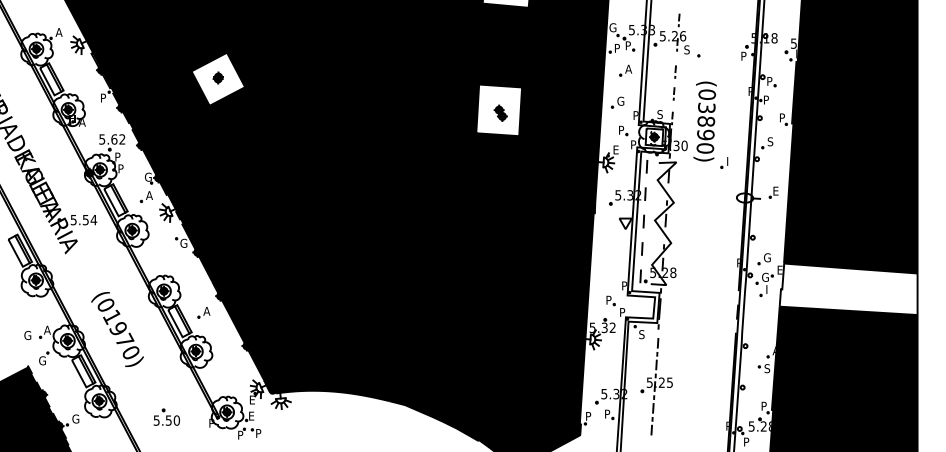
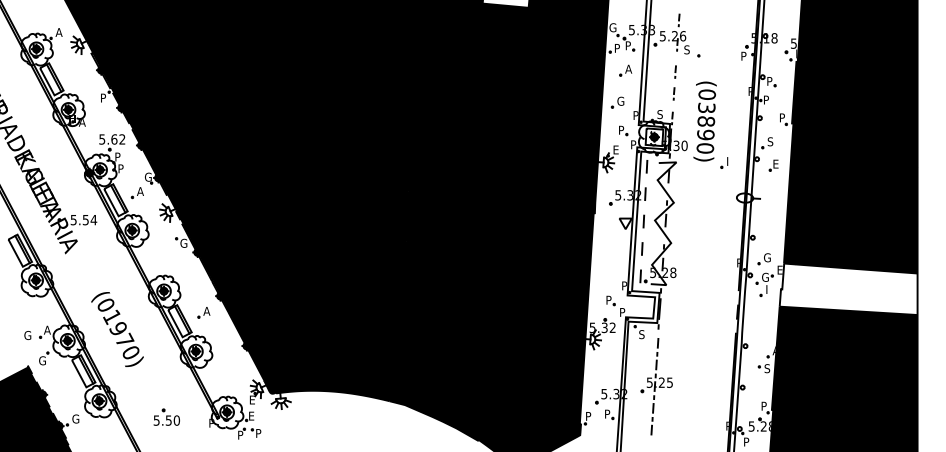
fill: none -> present (218, 78)
fill: none -> present (499, 110)
part position: (773, 192) -> (773, 165) (773, 165)
part position: (145, 197) -> (136, 193) (136, 193)
